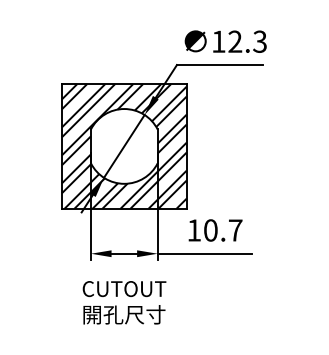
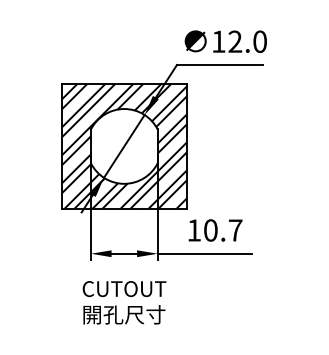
text: 12.3 -> 12.0 (259, 41)
